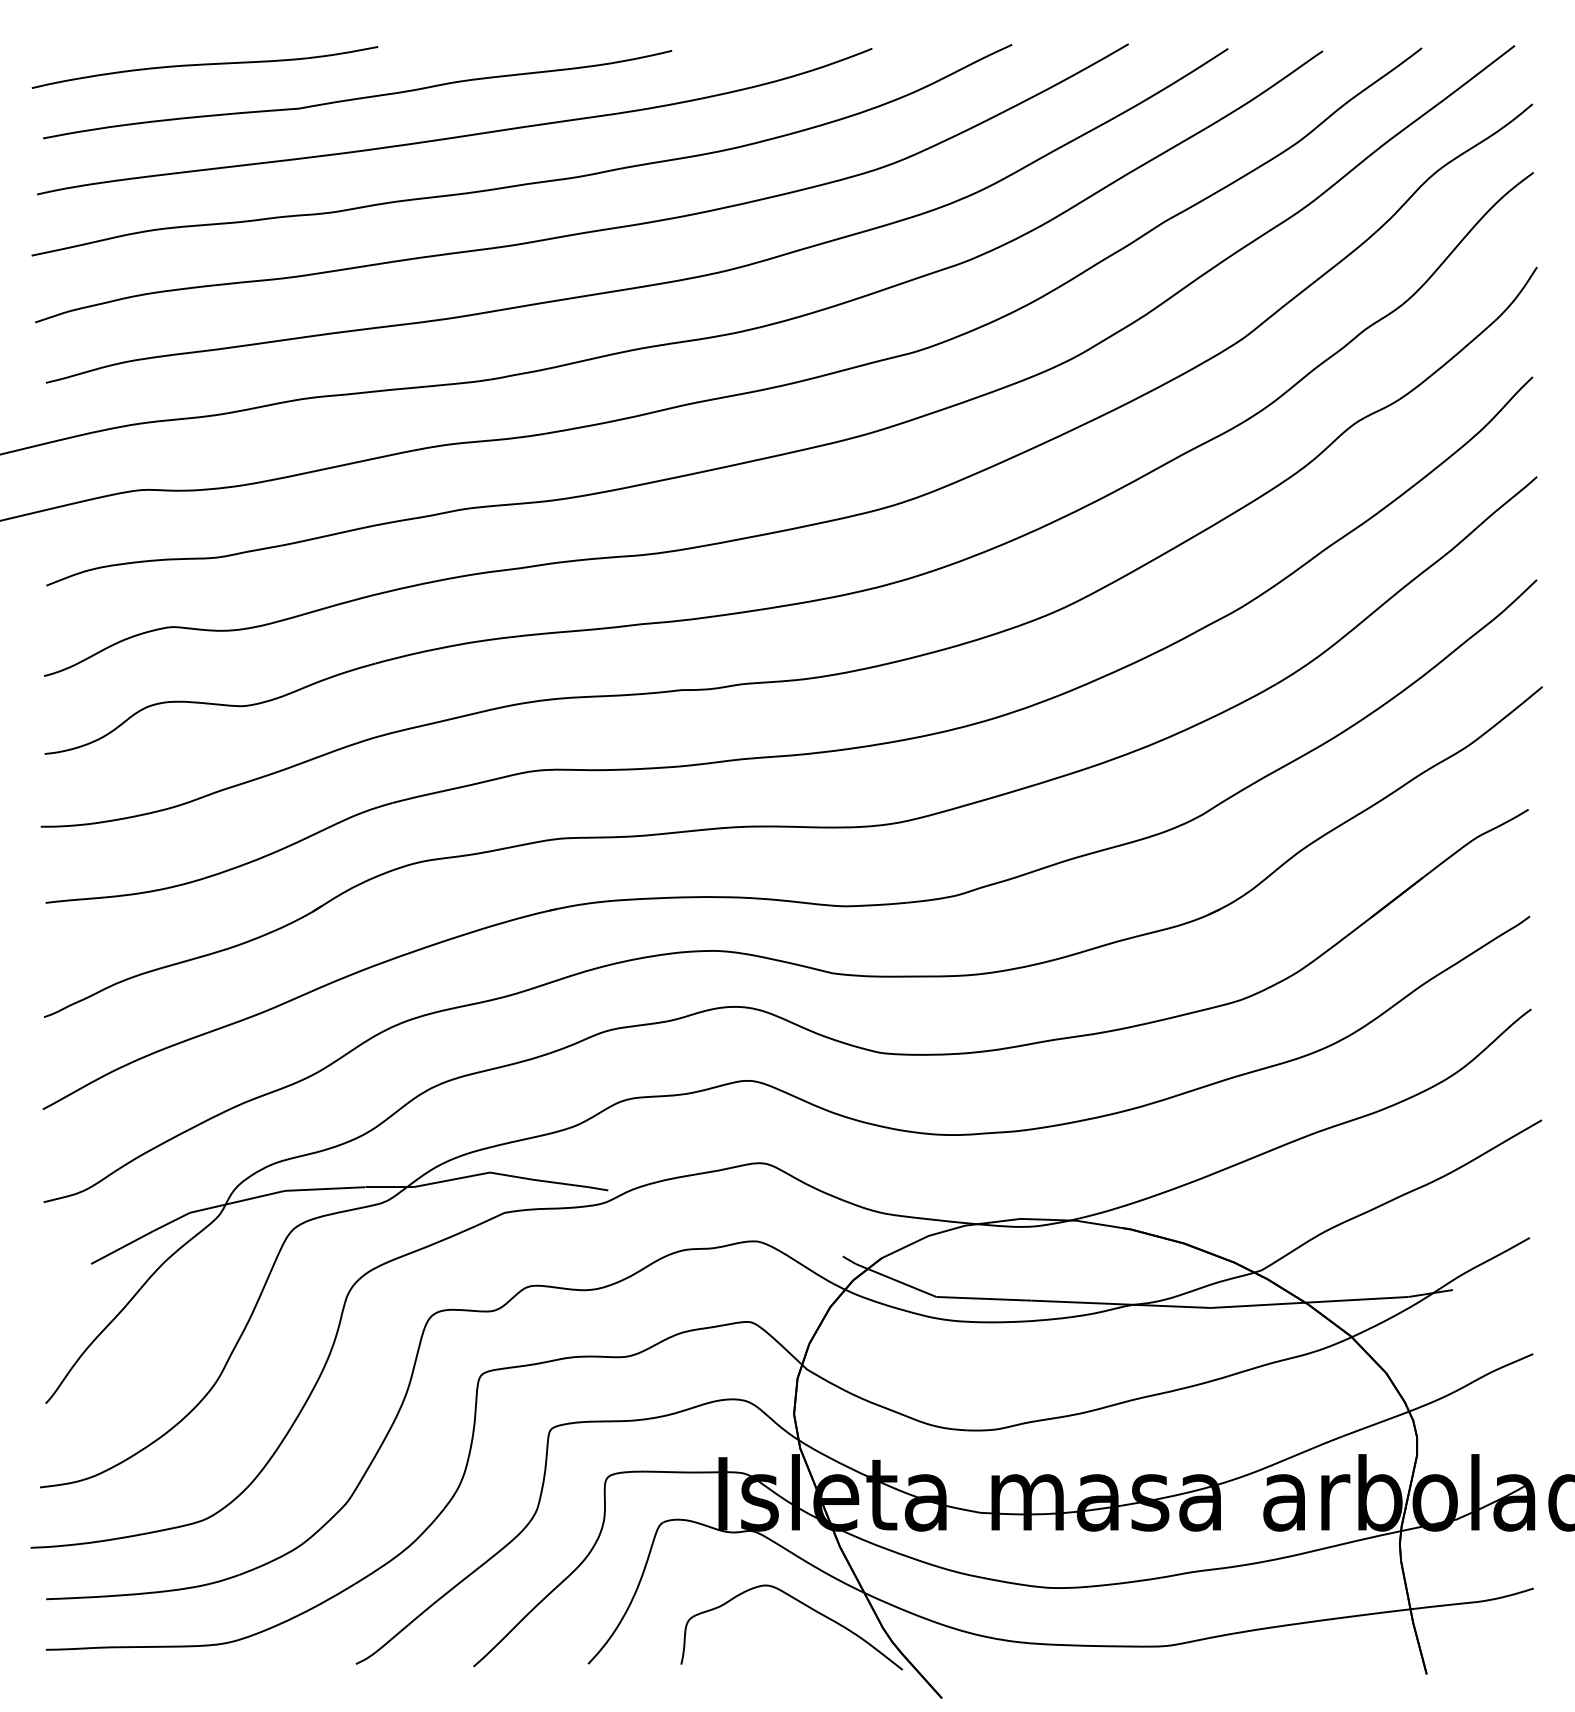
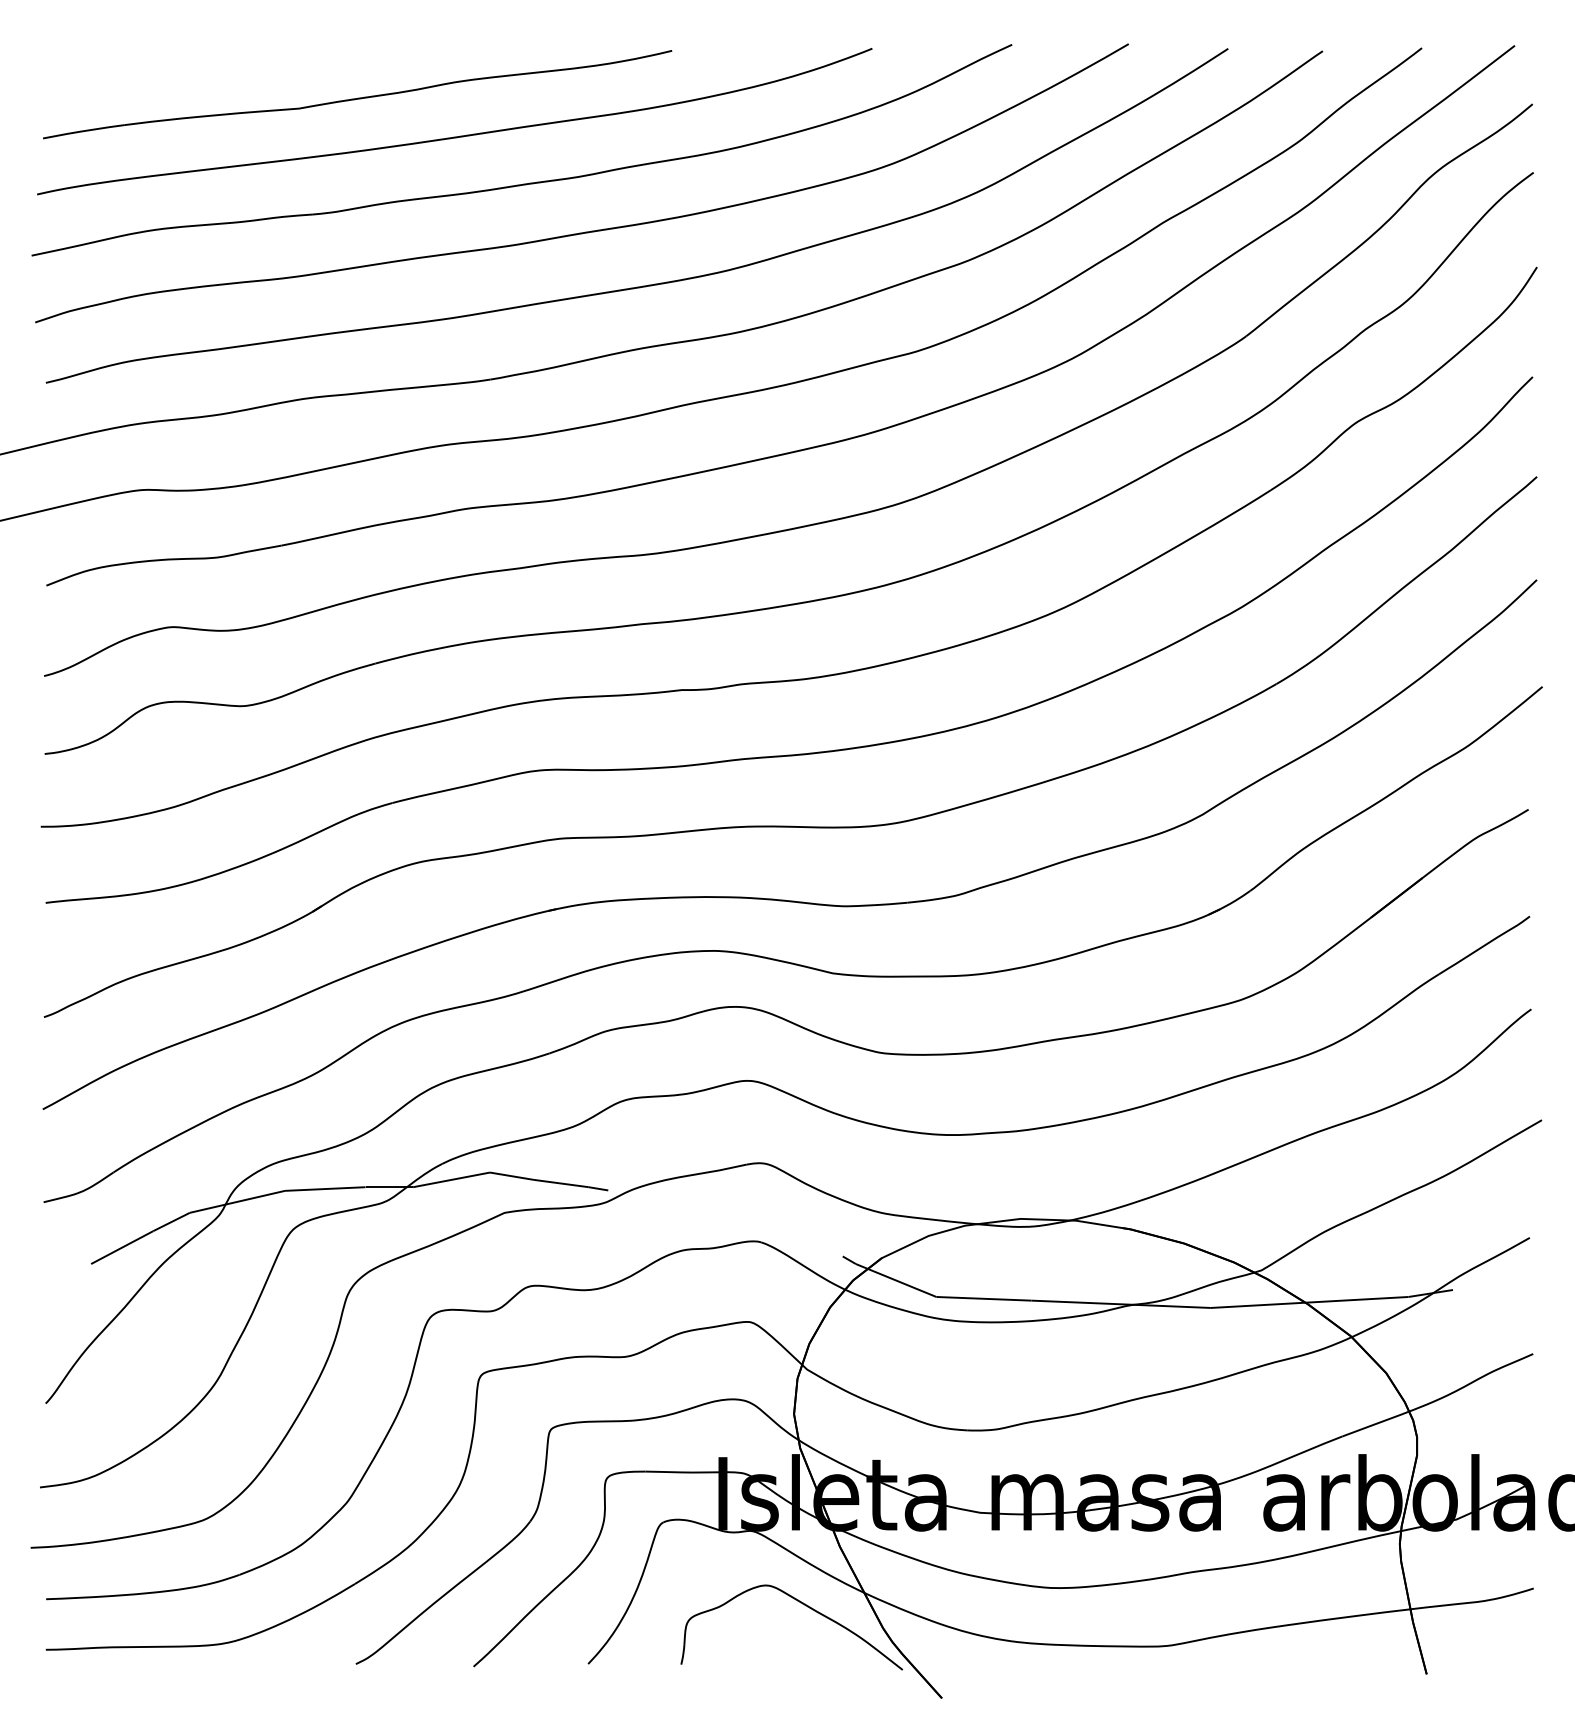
part: present -> none (204, 67)
